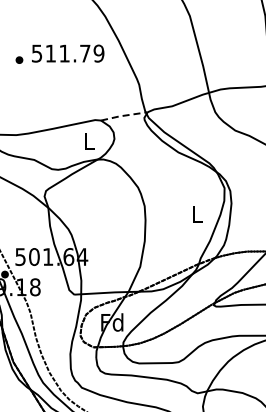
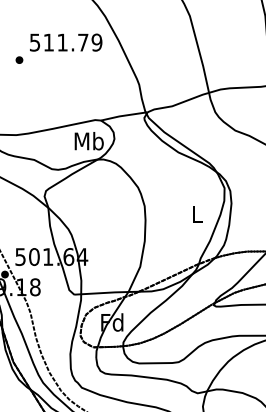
text position: (68, 53) -> (66, 42) (66, 42)
line: dashed -> solid (124, 115)
text: L -> Mb (88, 141)
